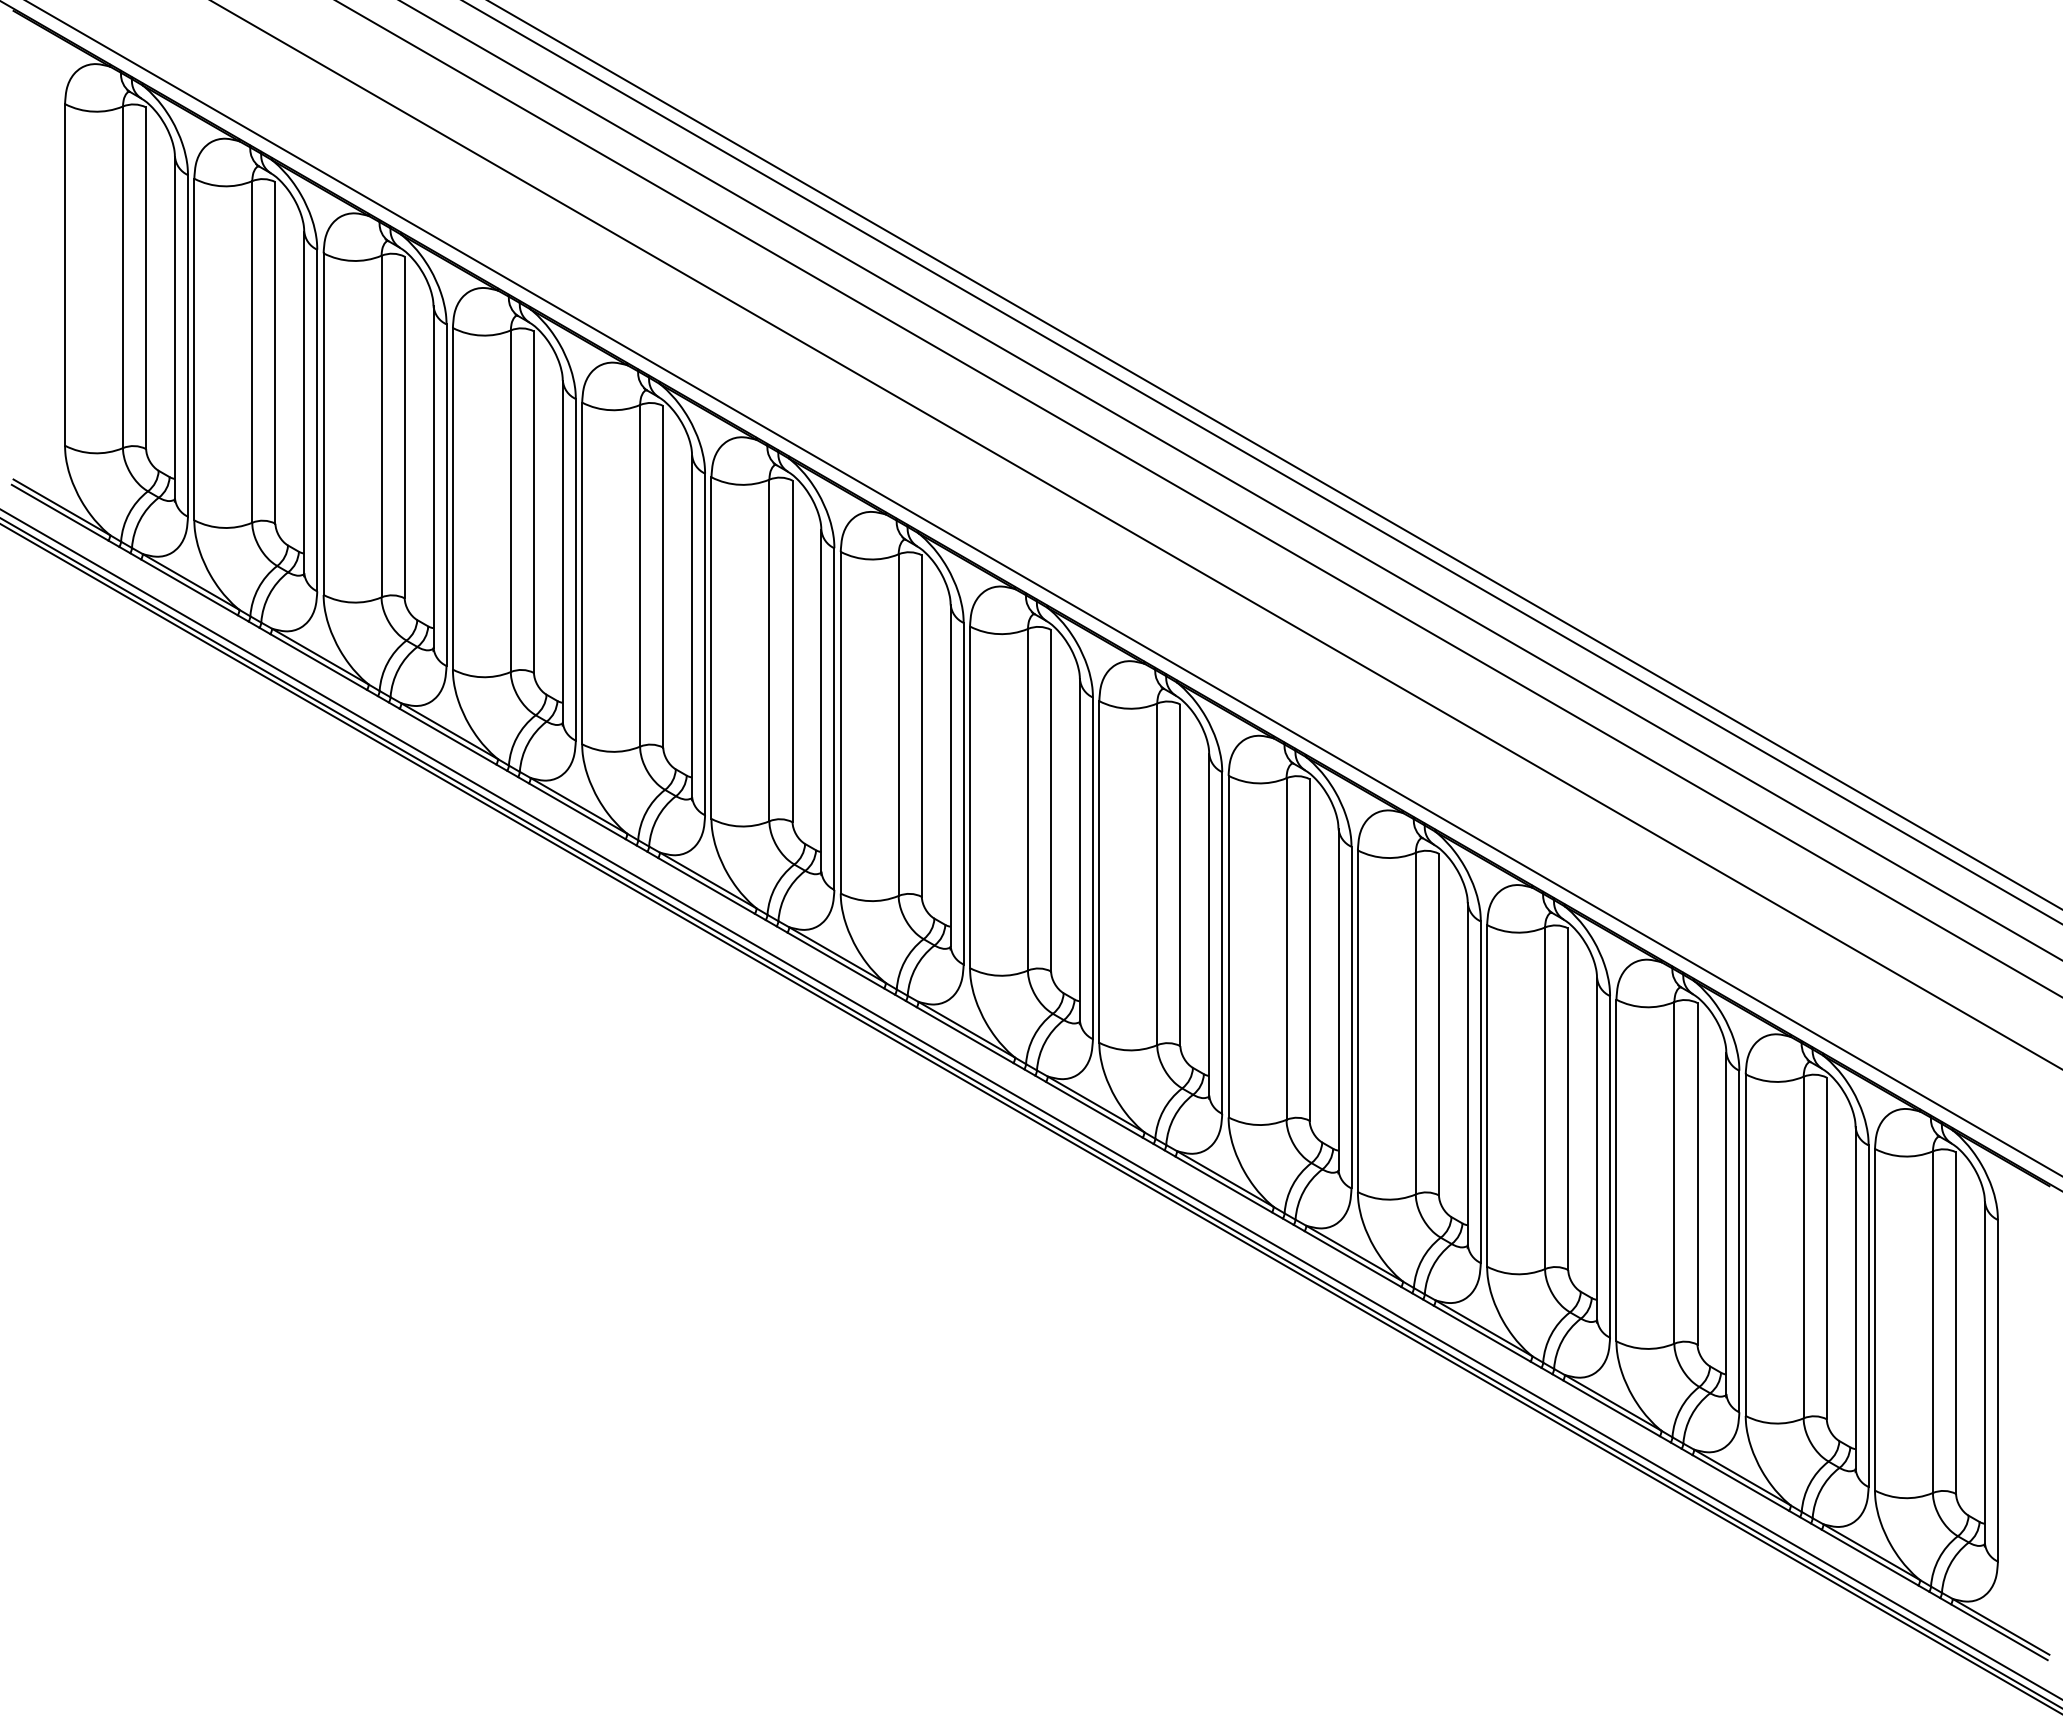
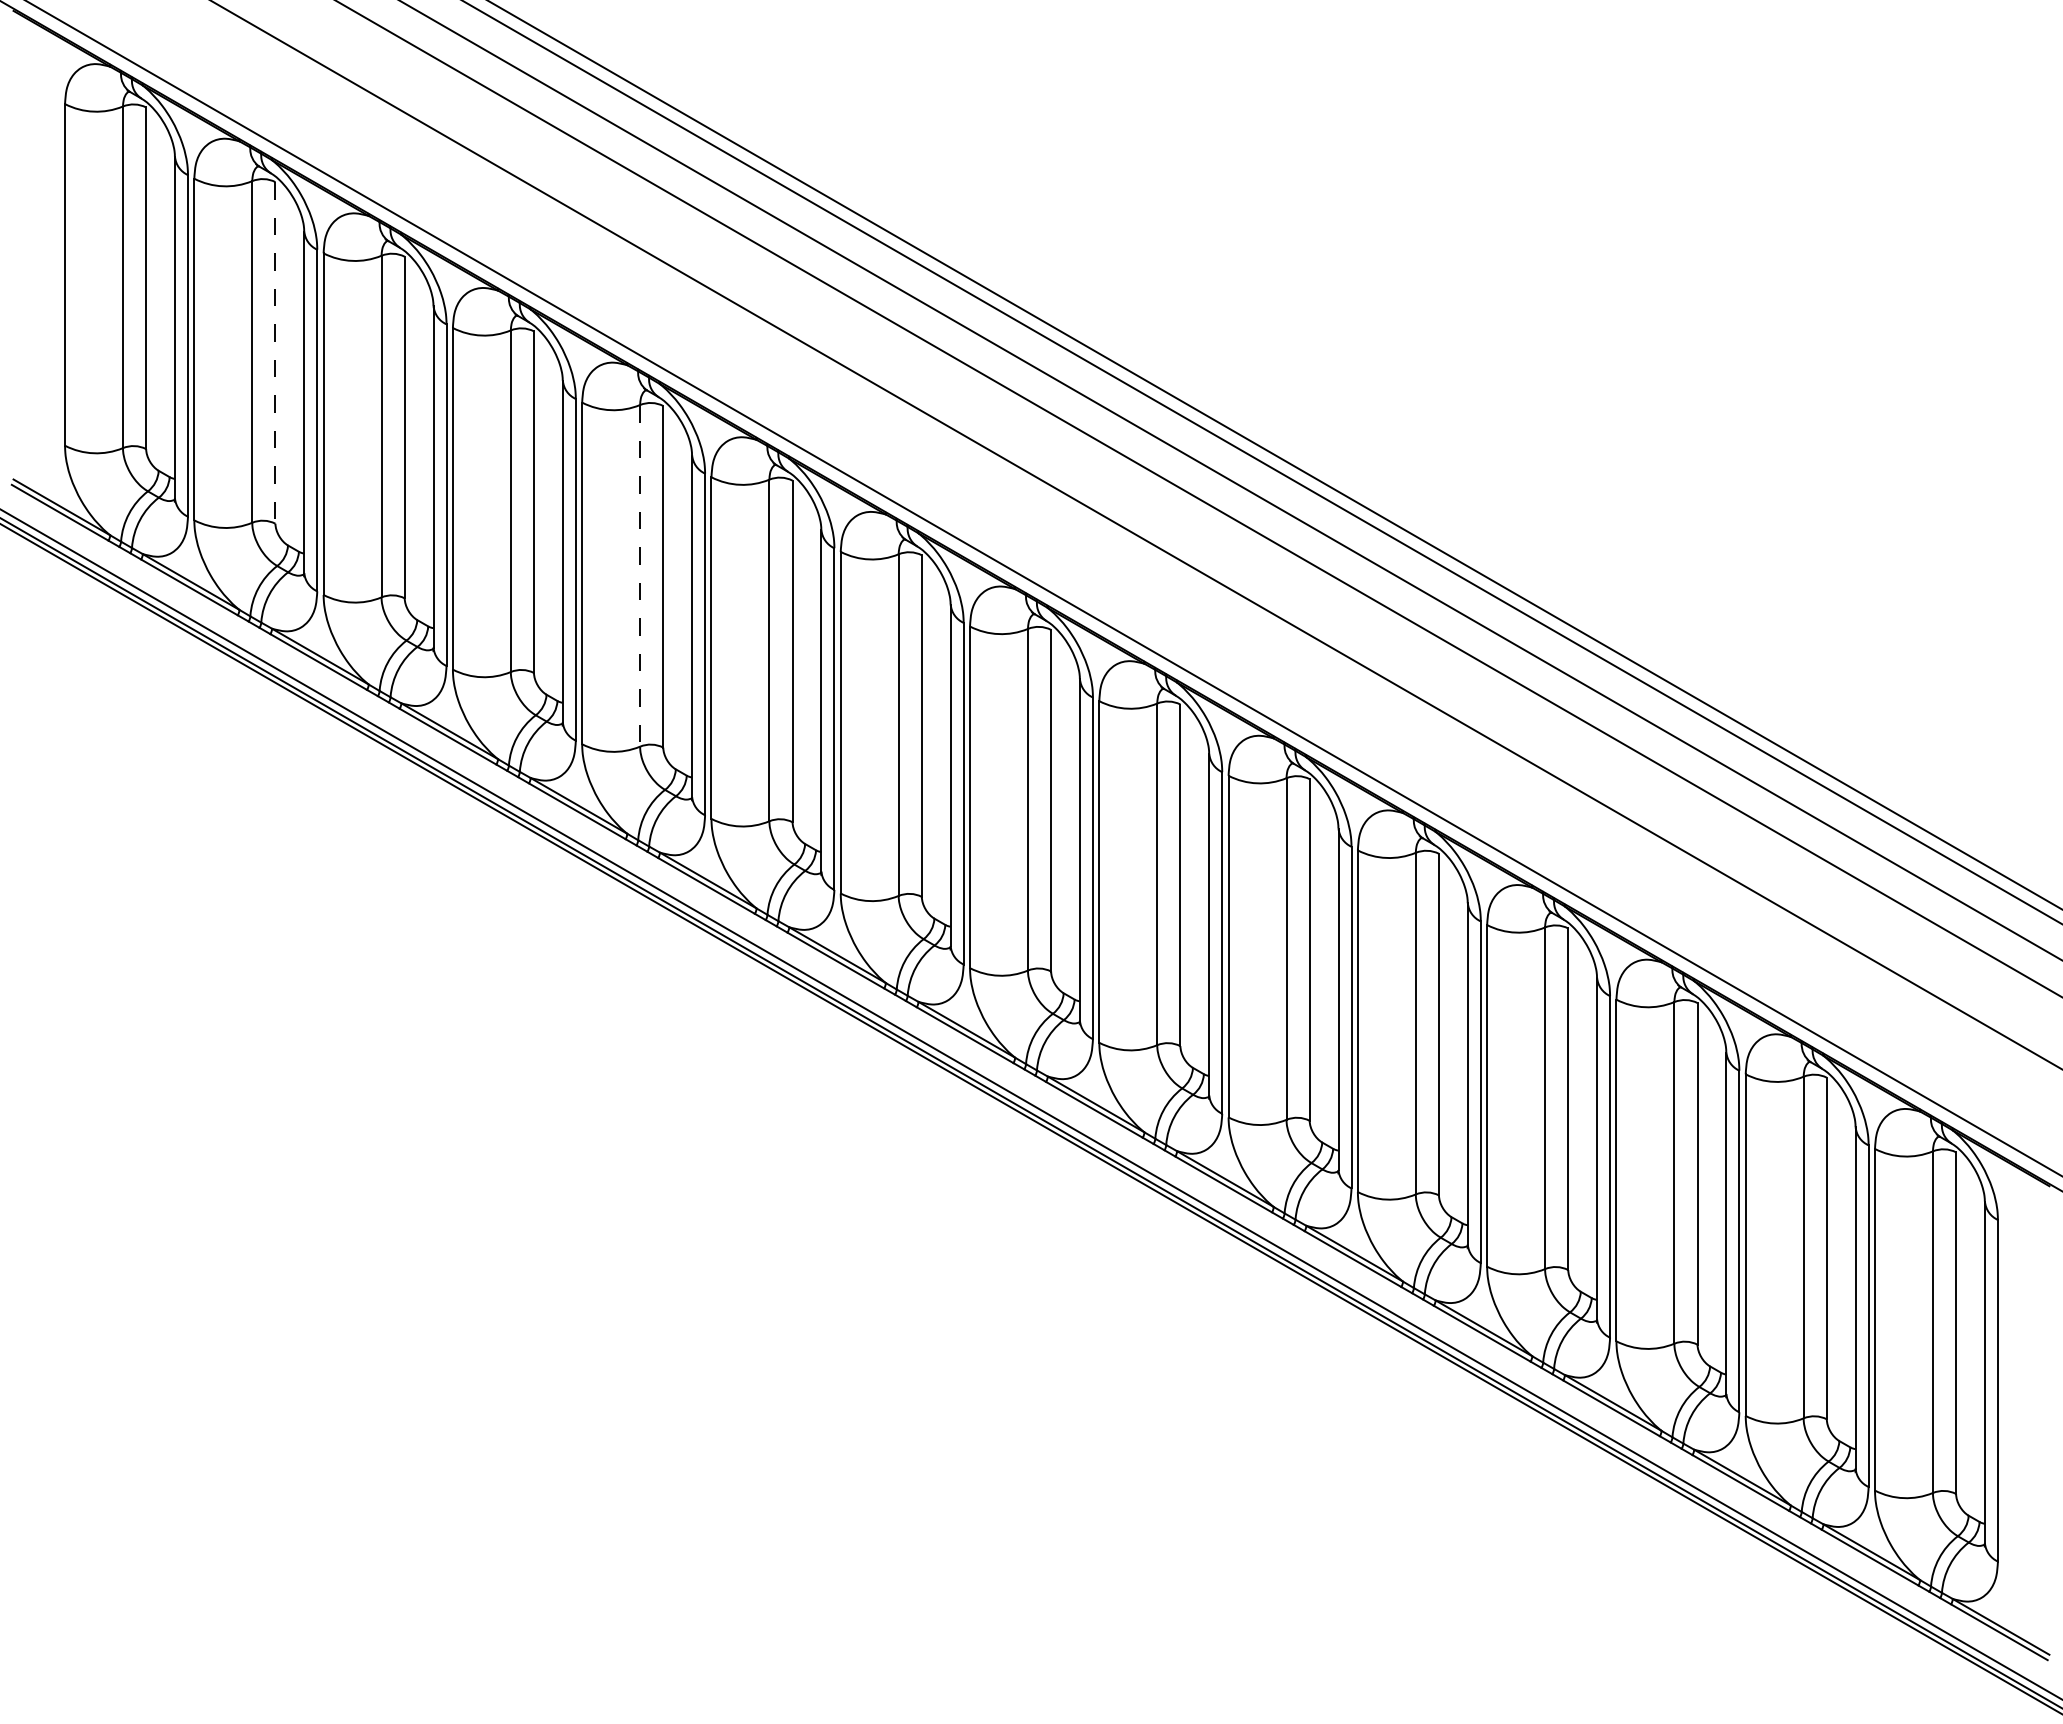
line: solid -> dashed (275, 352)
line: solid -> dashed (640, 575)
